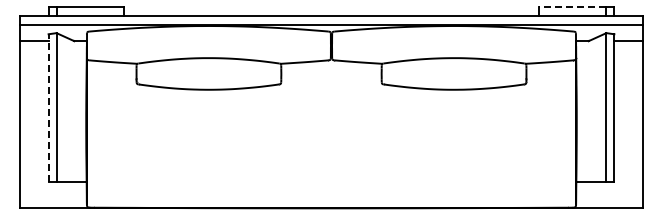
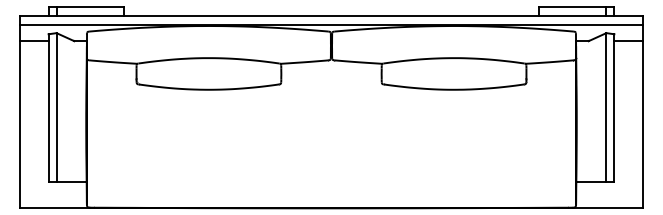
line: dashed -> solid (572, 6)
line: dashed -> solid (48, 107)
